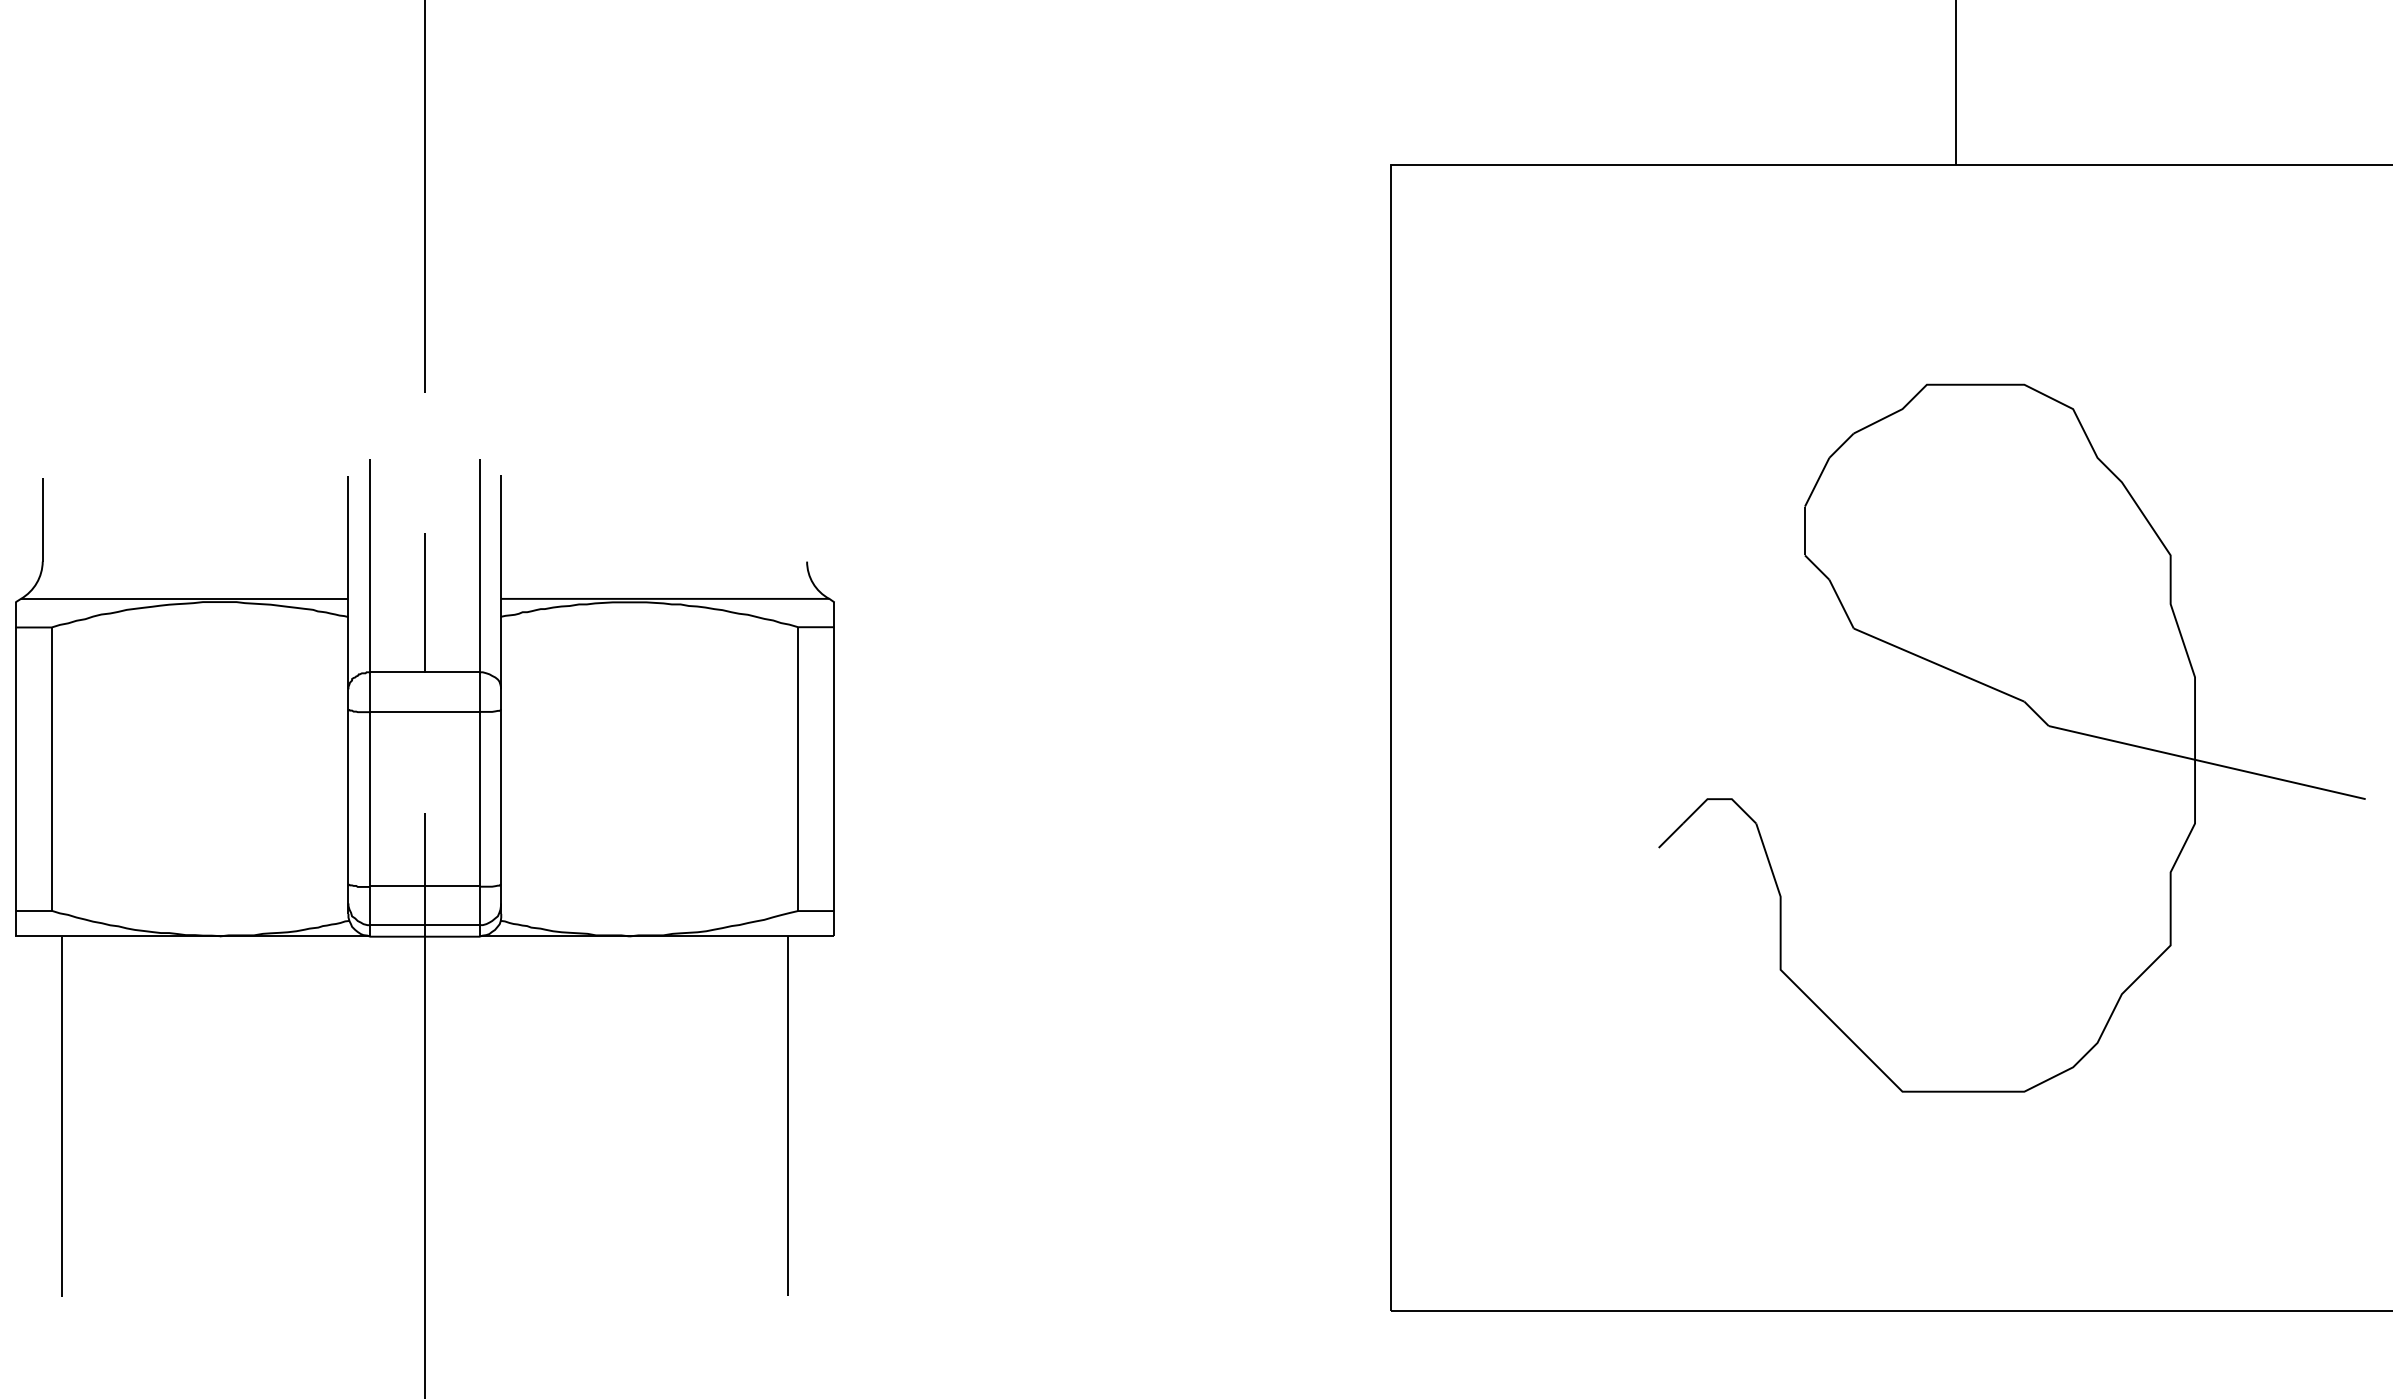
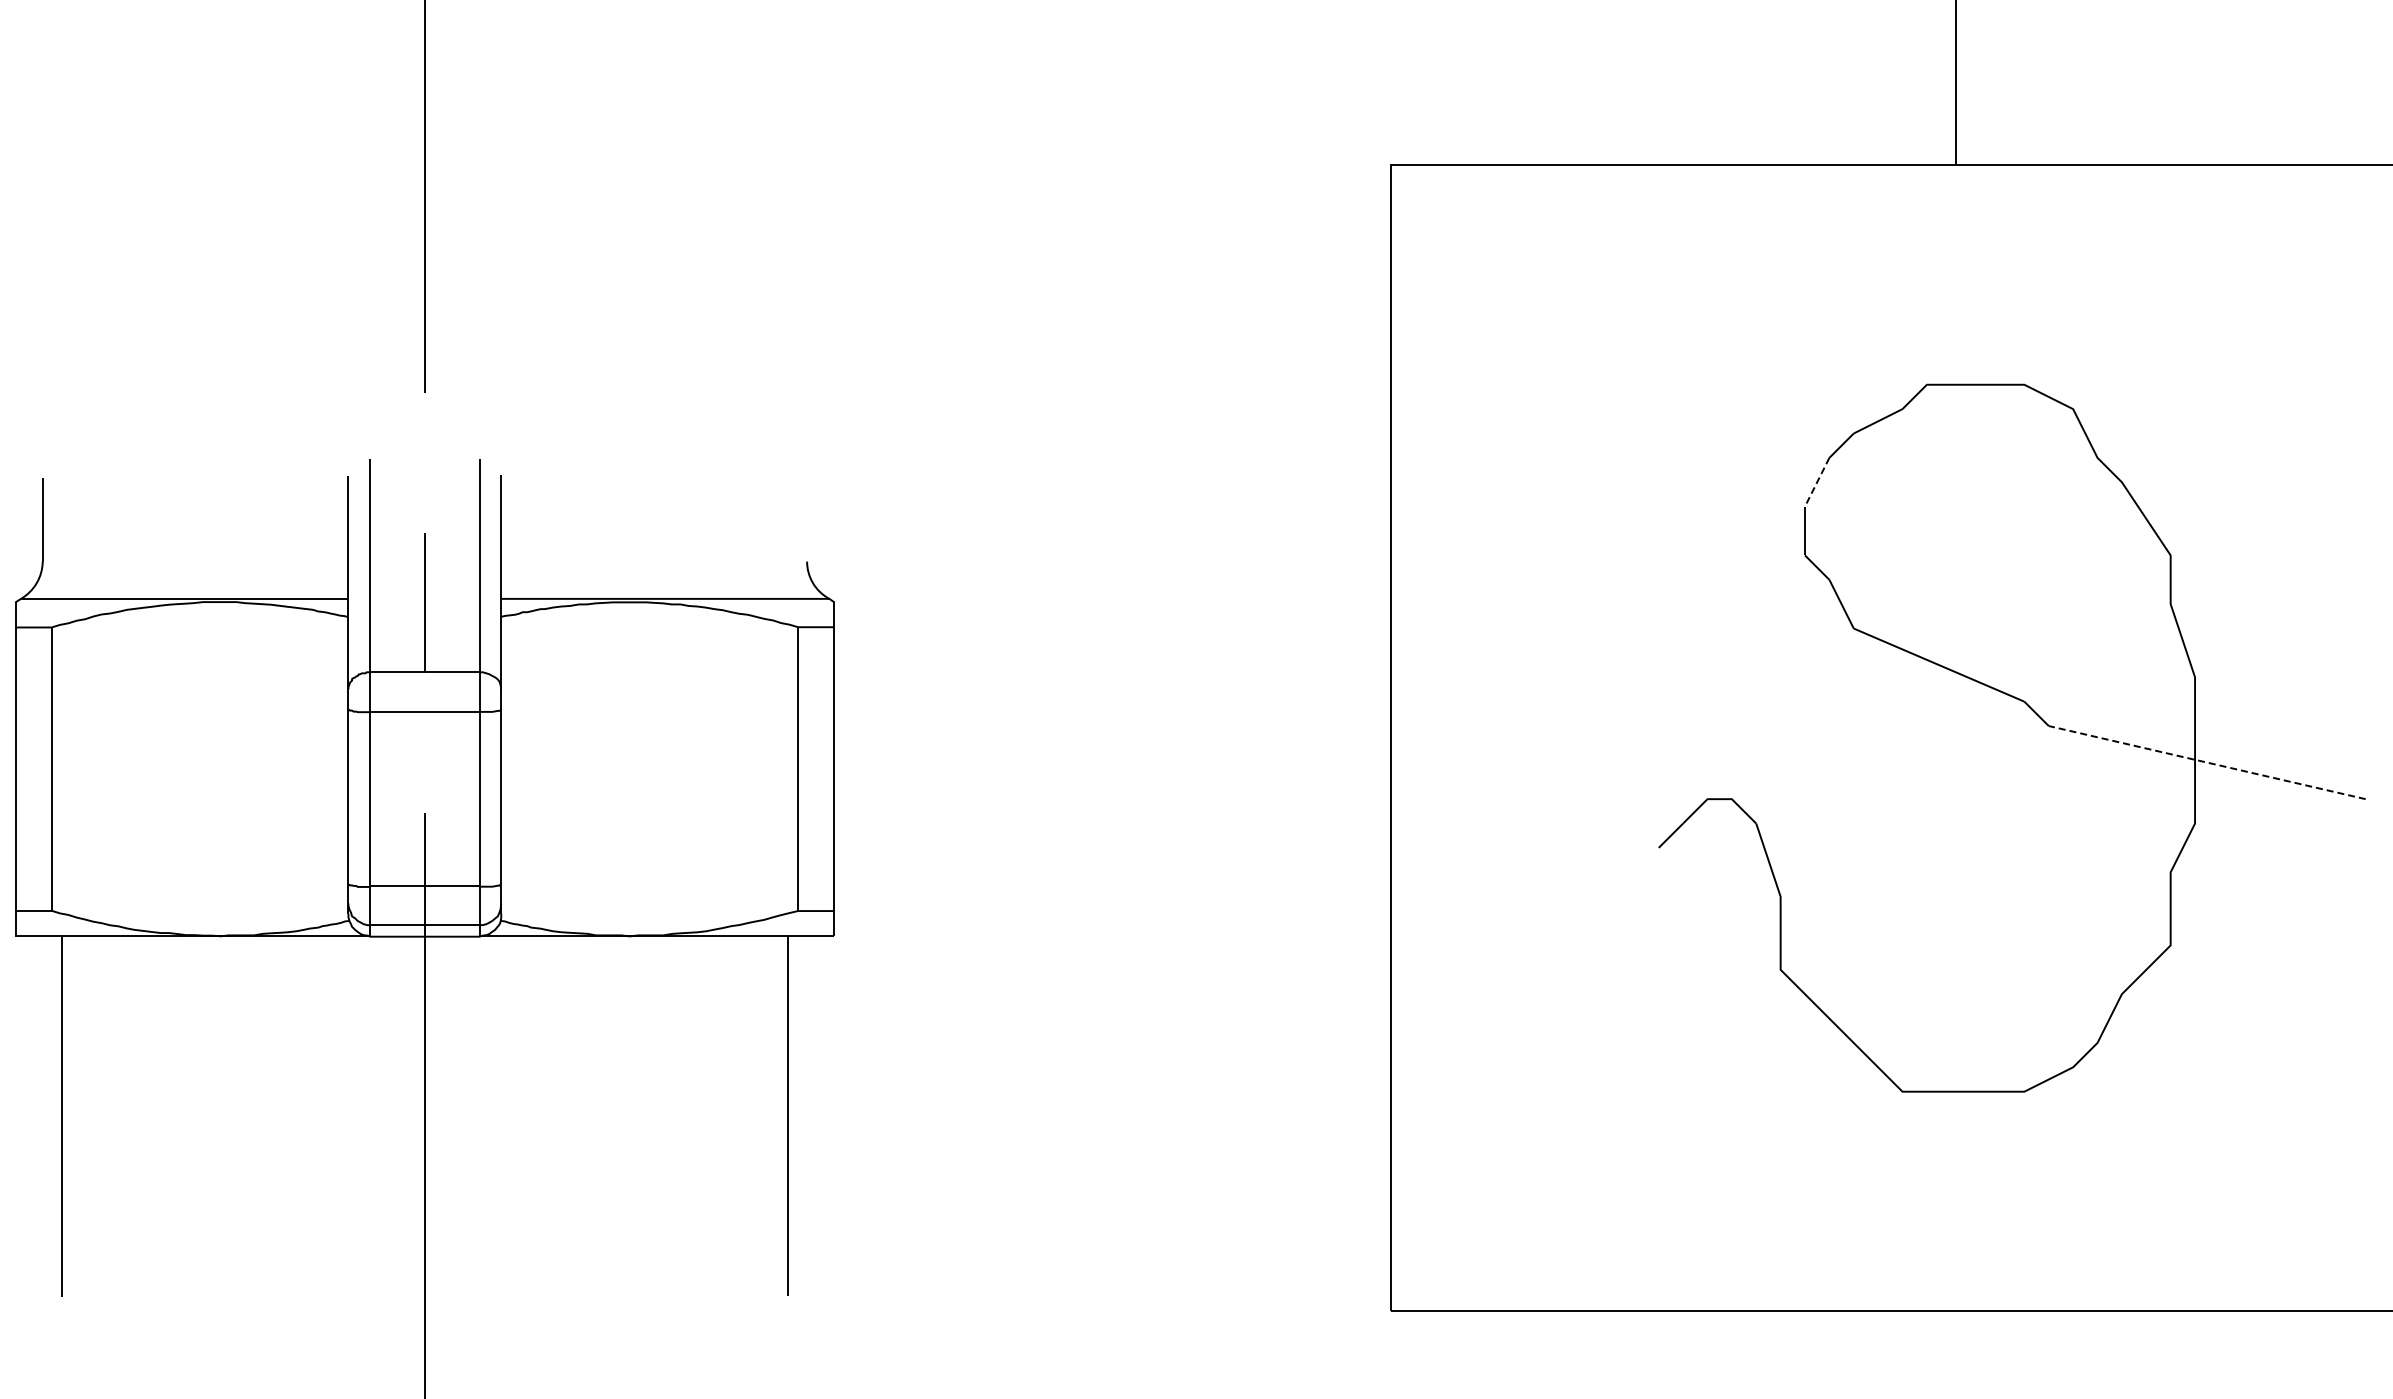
line: solid -> dashed (1816, 482)
line: solid -> dashed (2207, 762)
